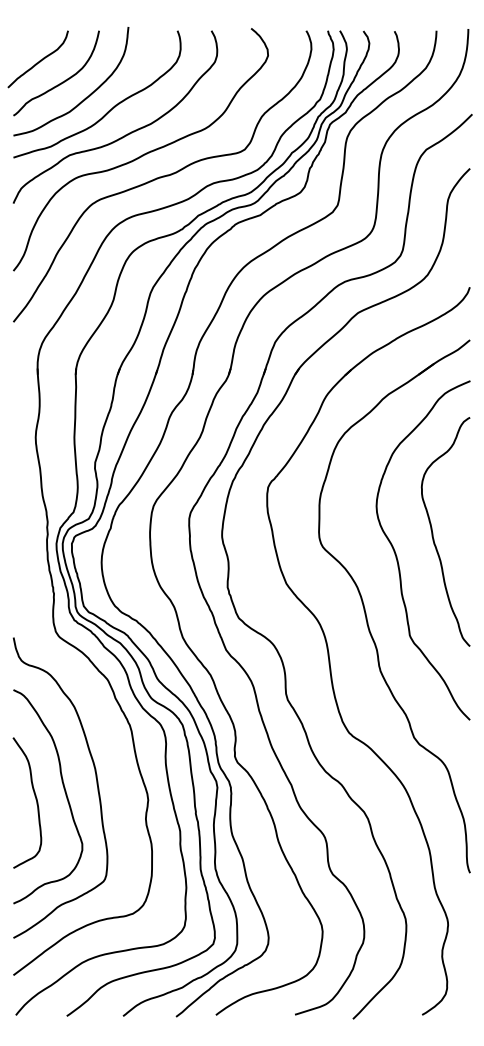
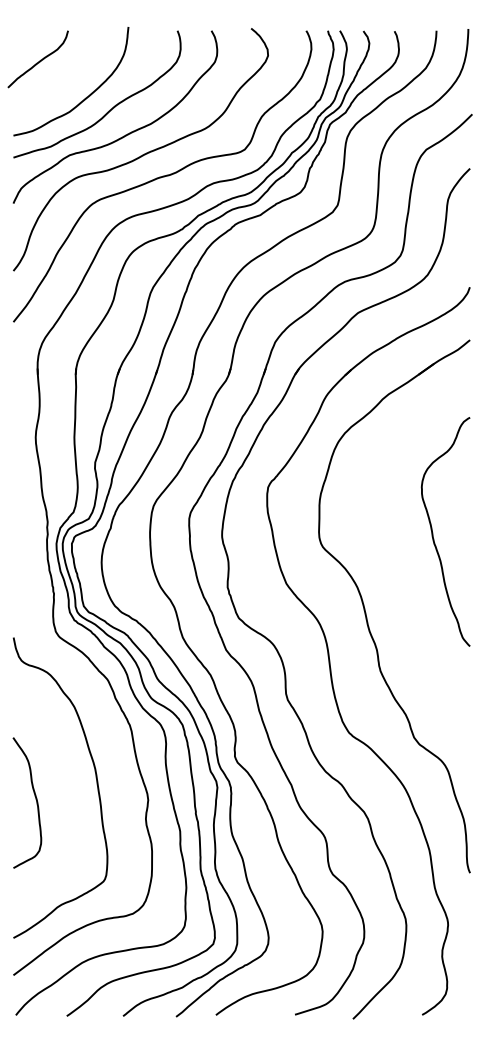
curve: present -> none (62, 81)
curve: present -> none (397, 556)
curve: present -> none (64, 792)
